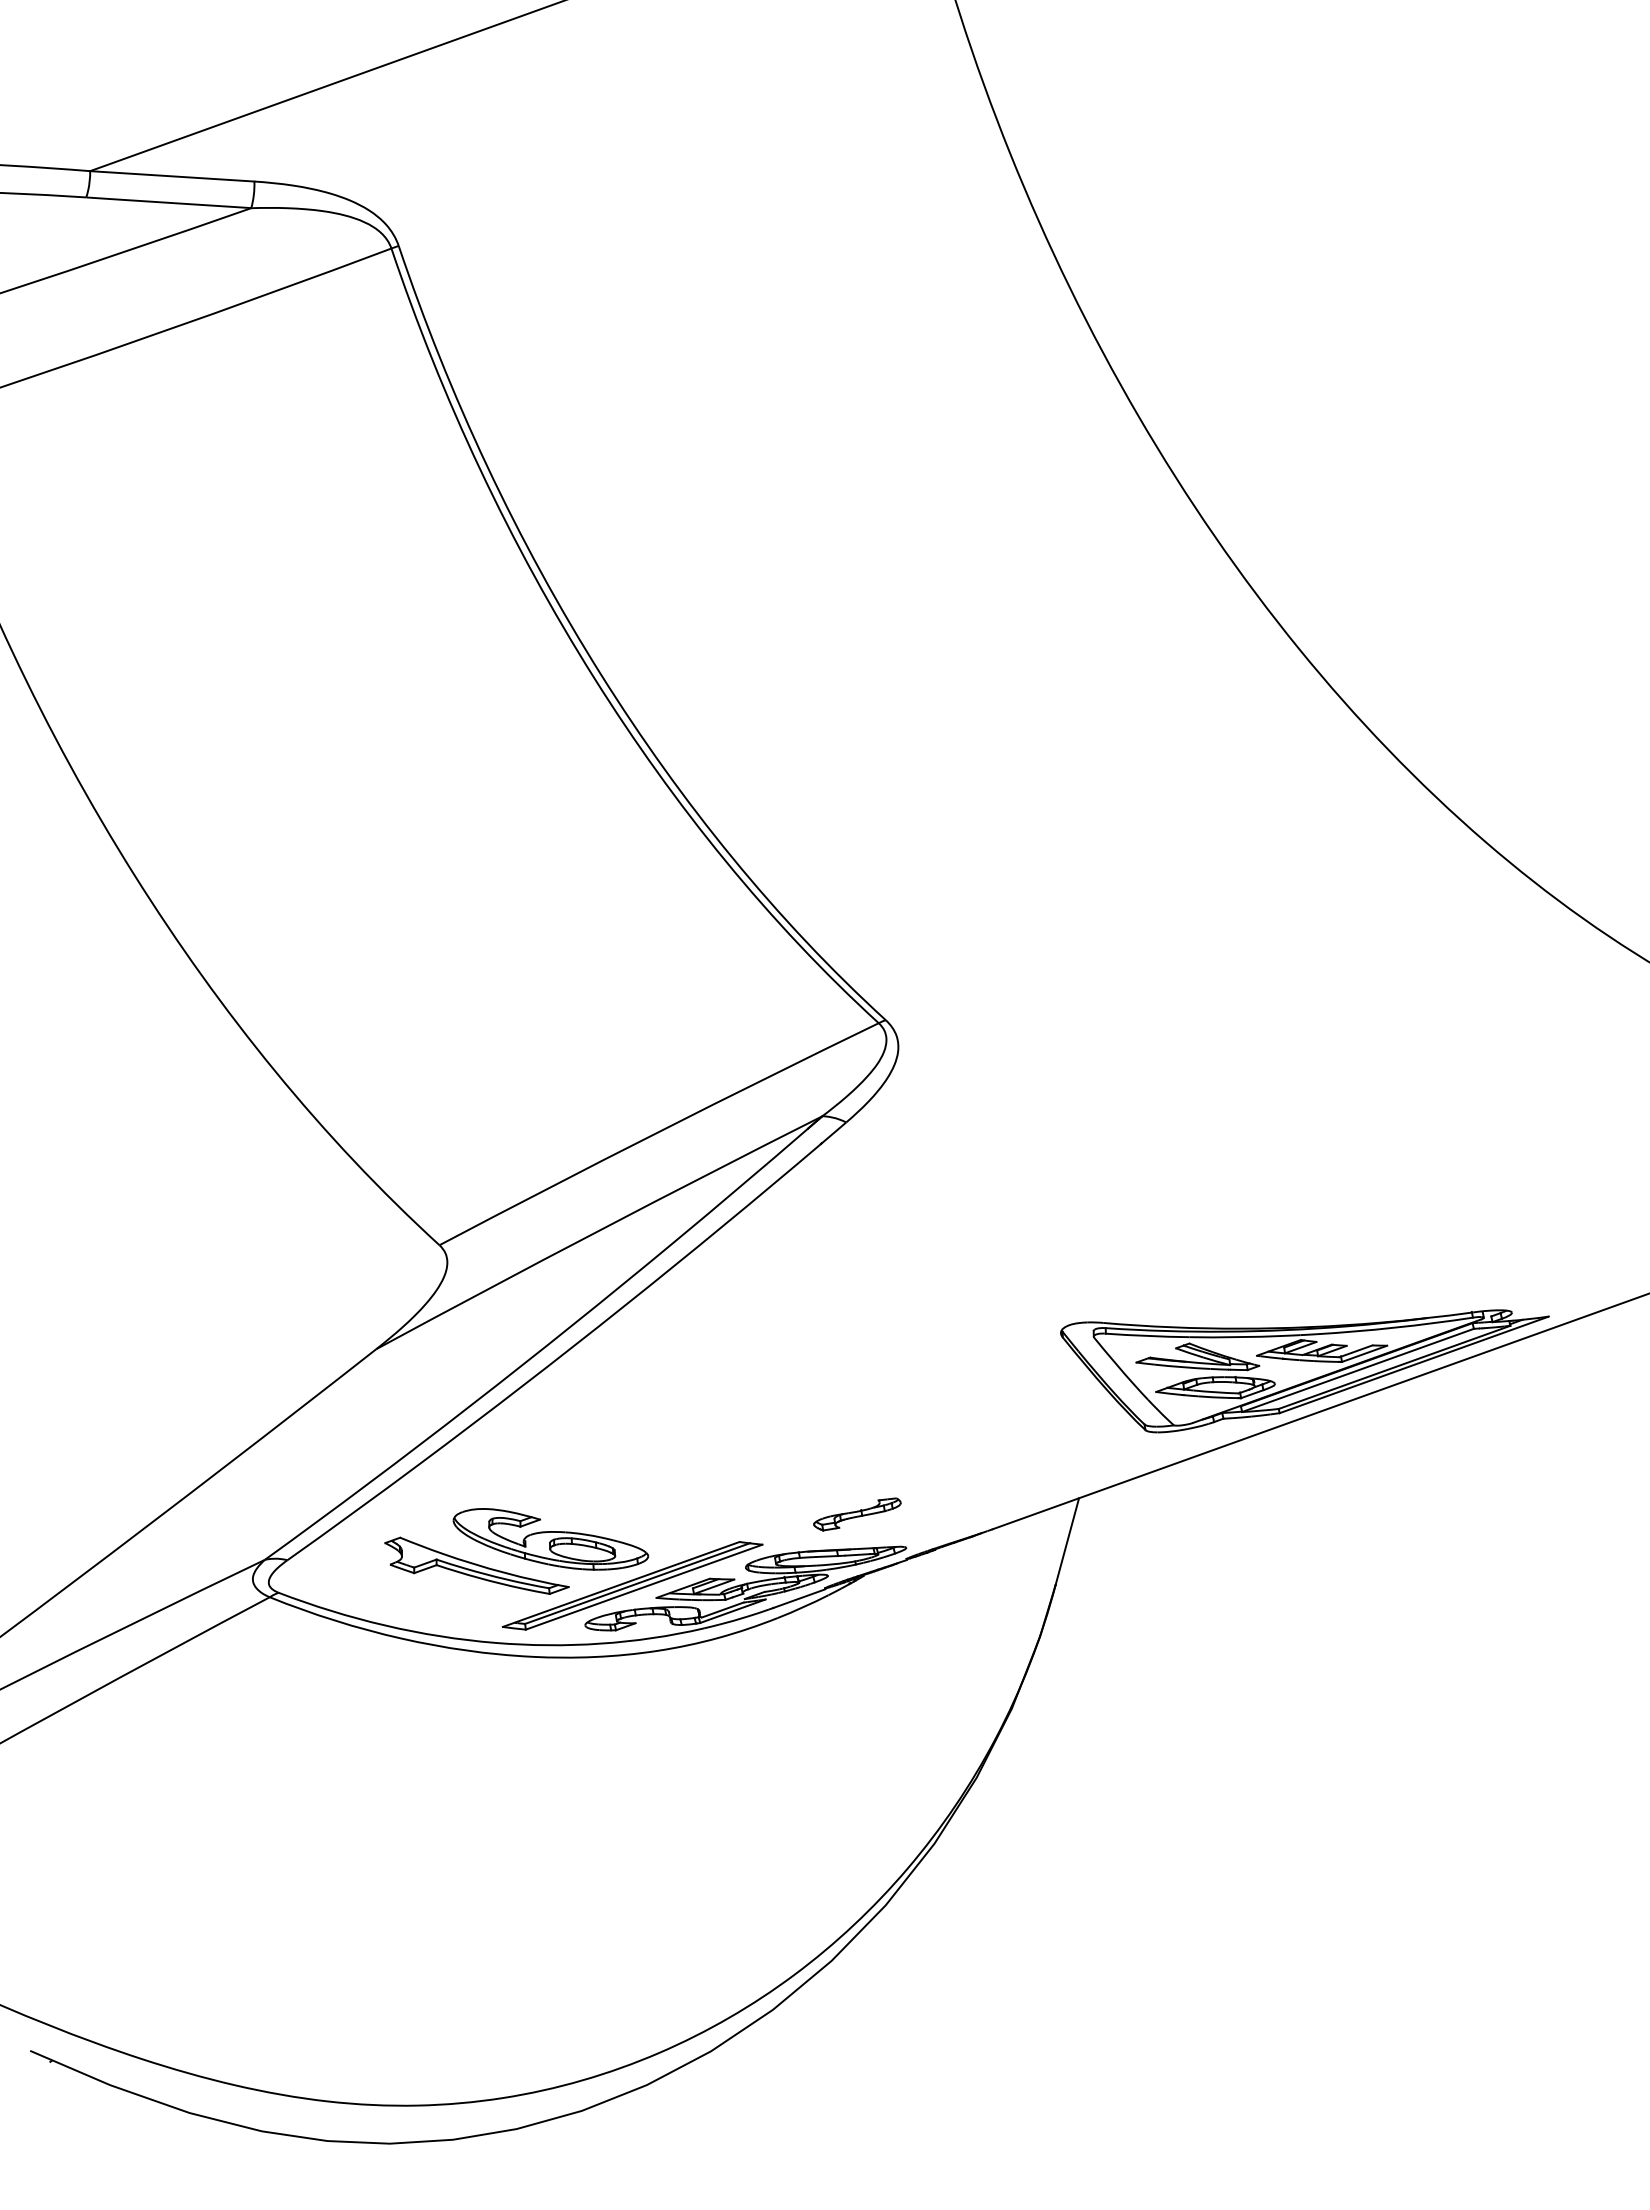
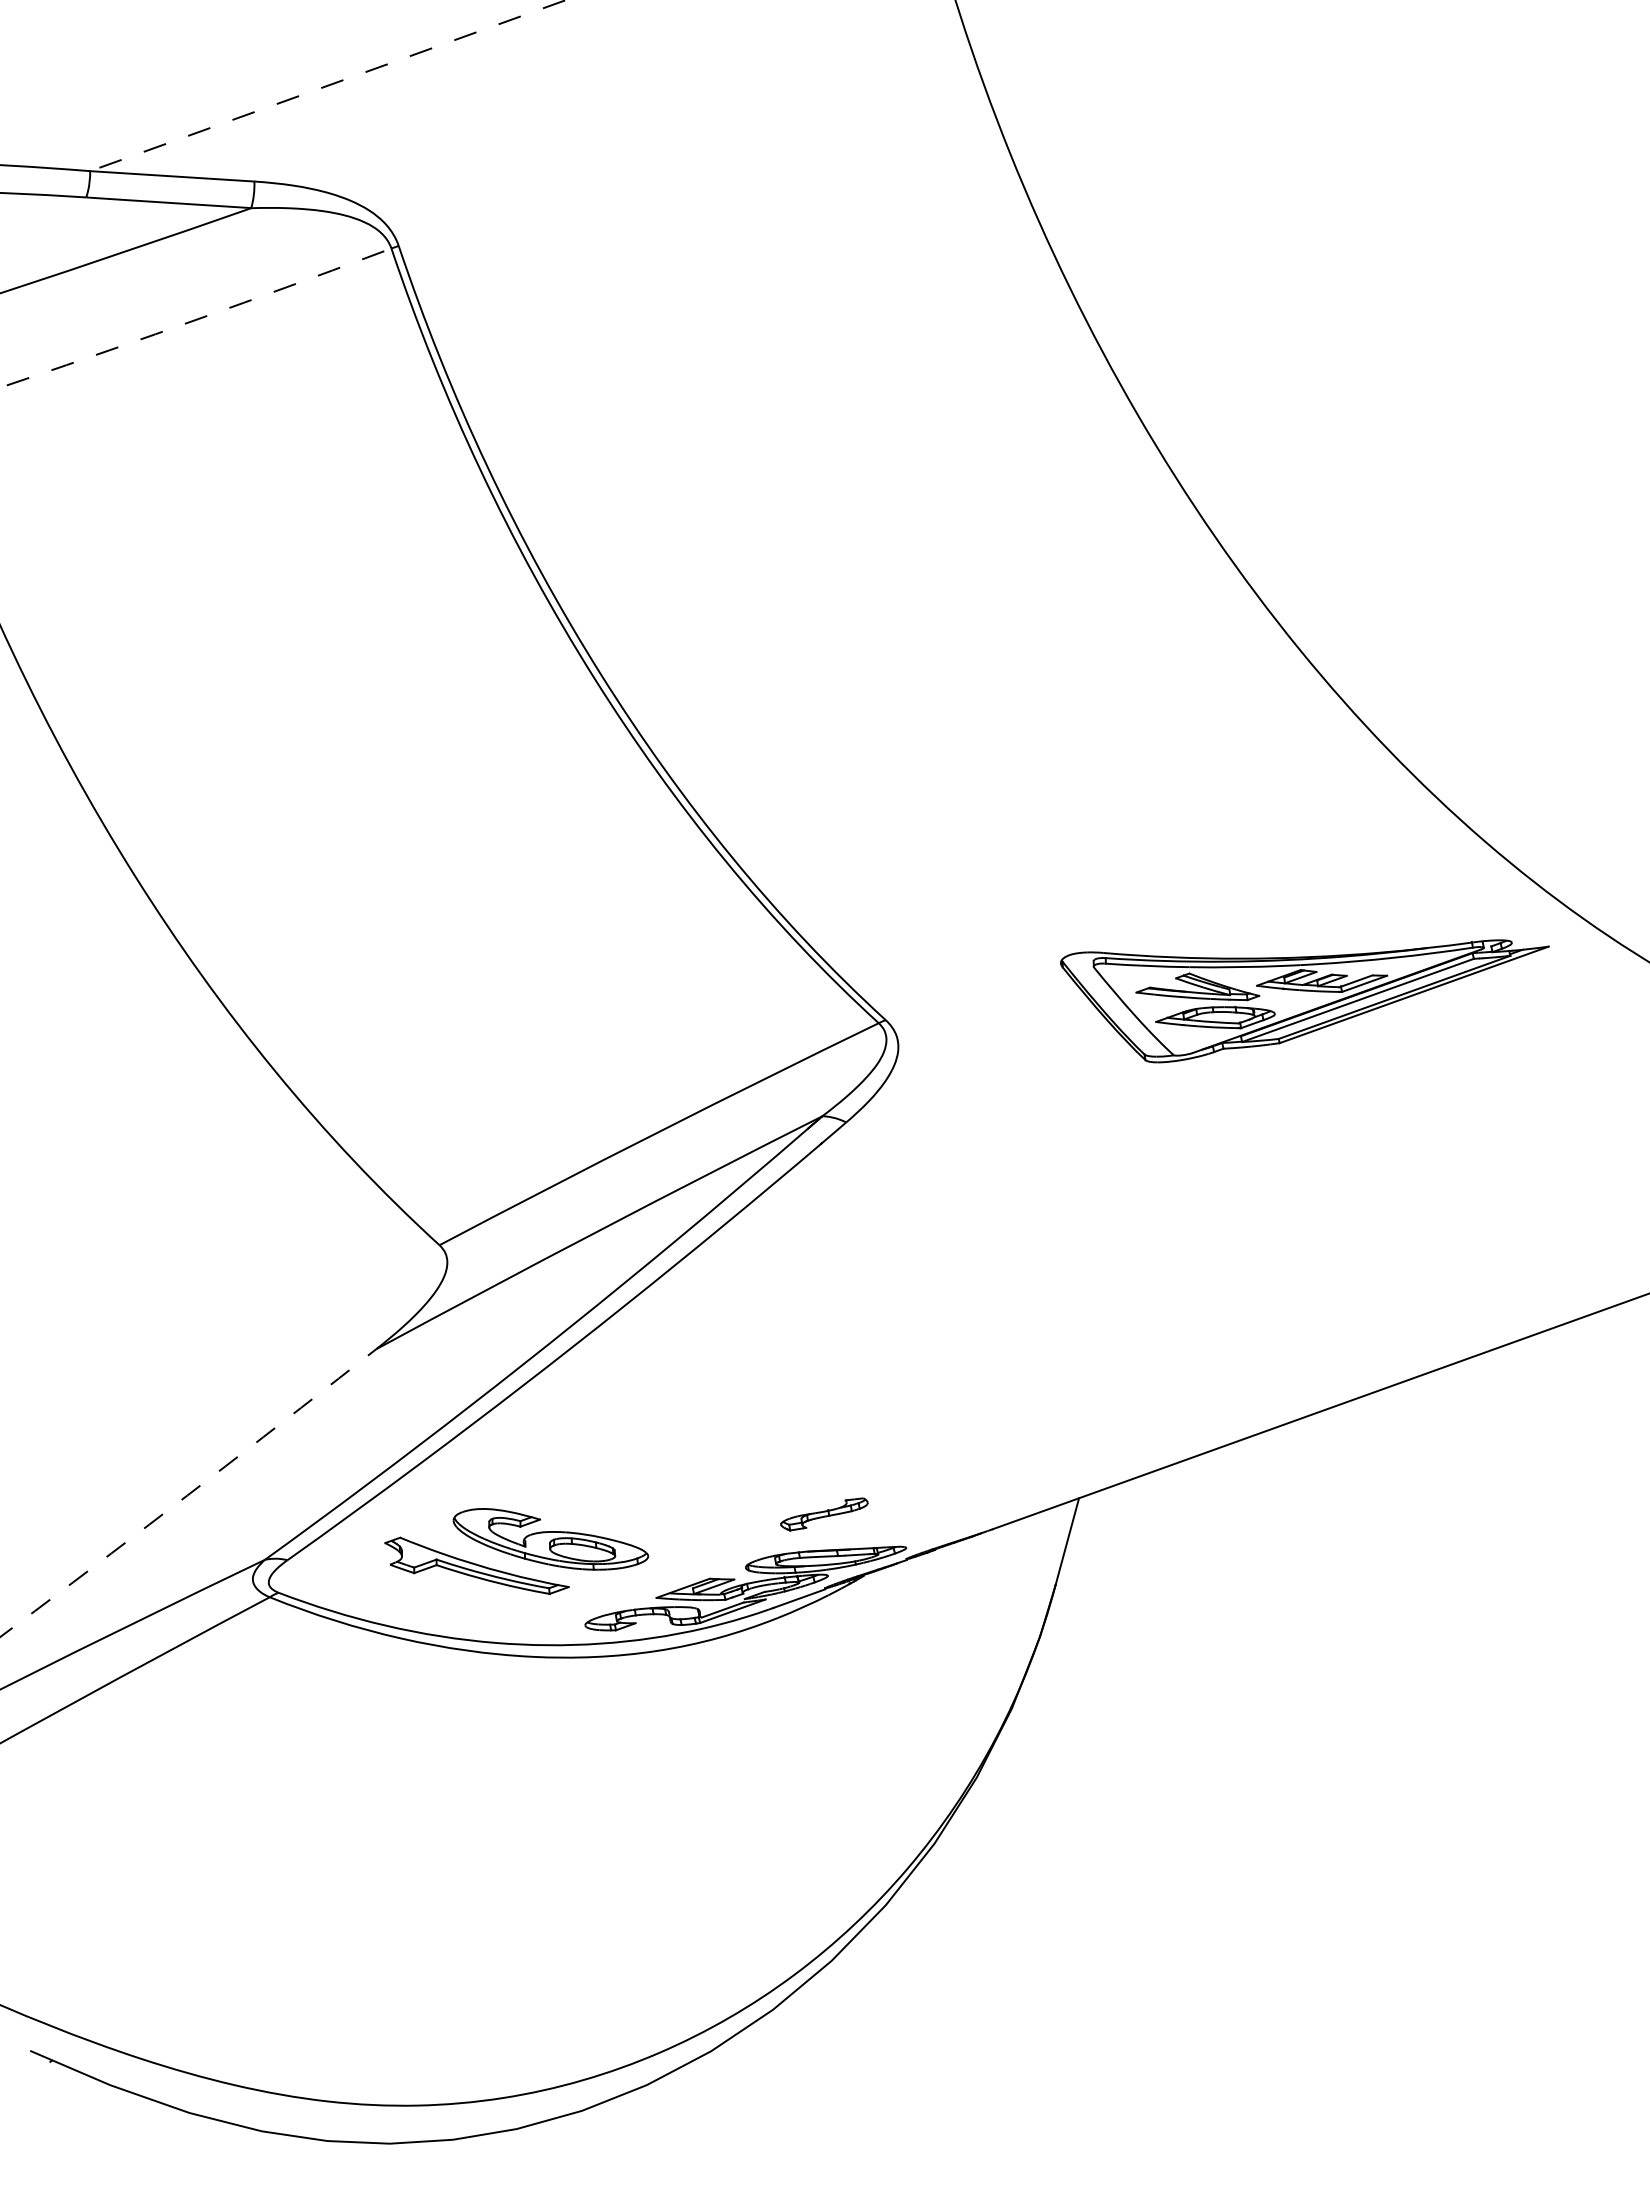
line: solid -> dashed (328, 85)
arc: solid -> dashed (196, 319)
part position: (1304, 1371) -> (1304, 1001) (1304, 1001)
arc: solid -> dashed (189, 1493)
part position: (857, 1514) -> (824, 1514) (824, 1514)
part: present -> none (632, 1585)
